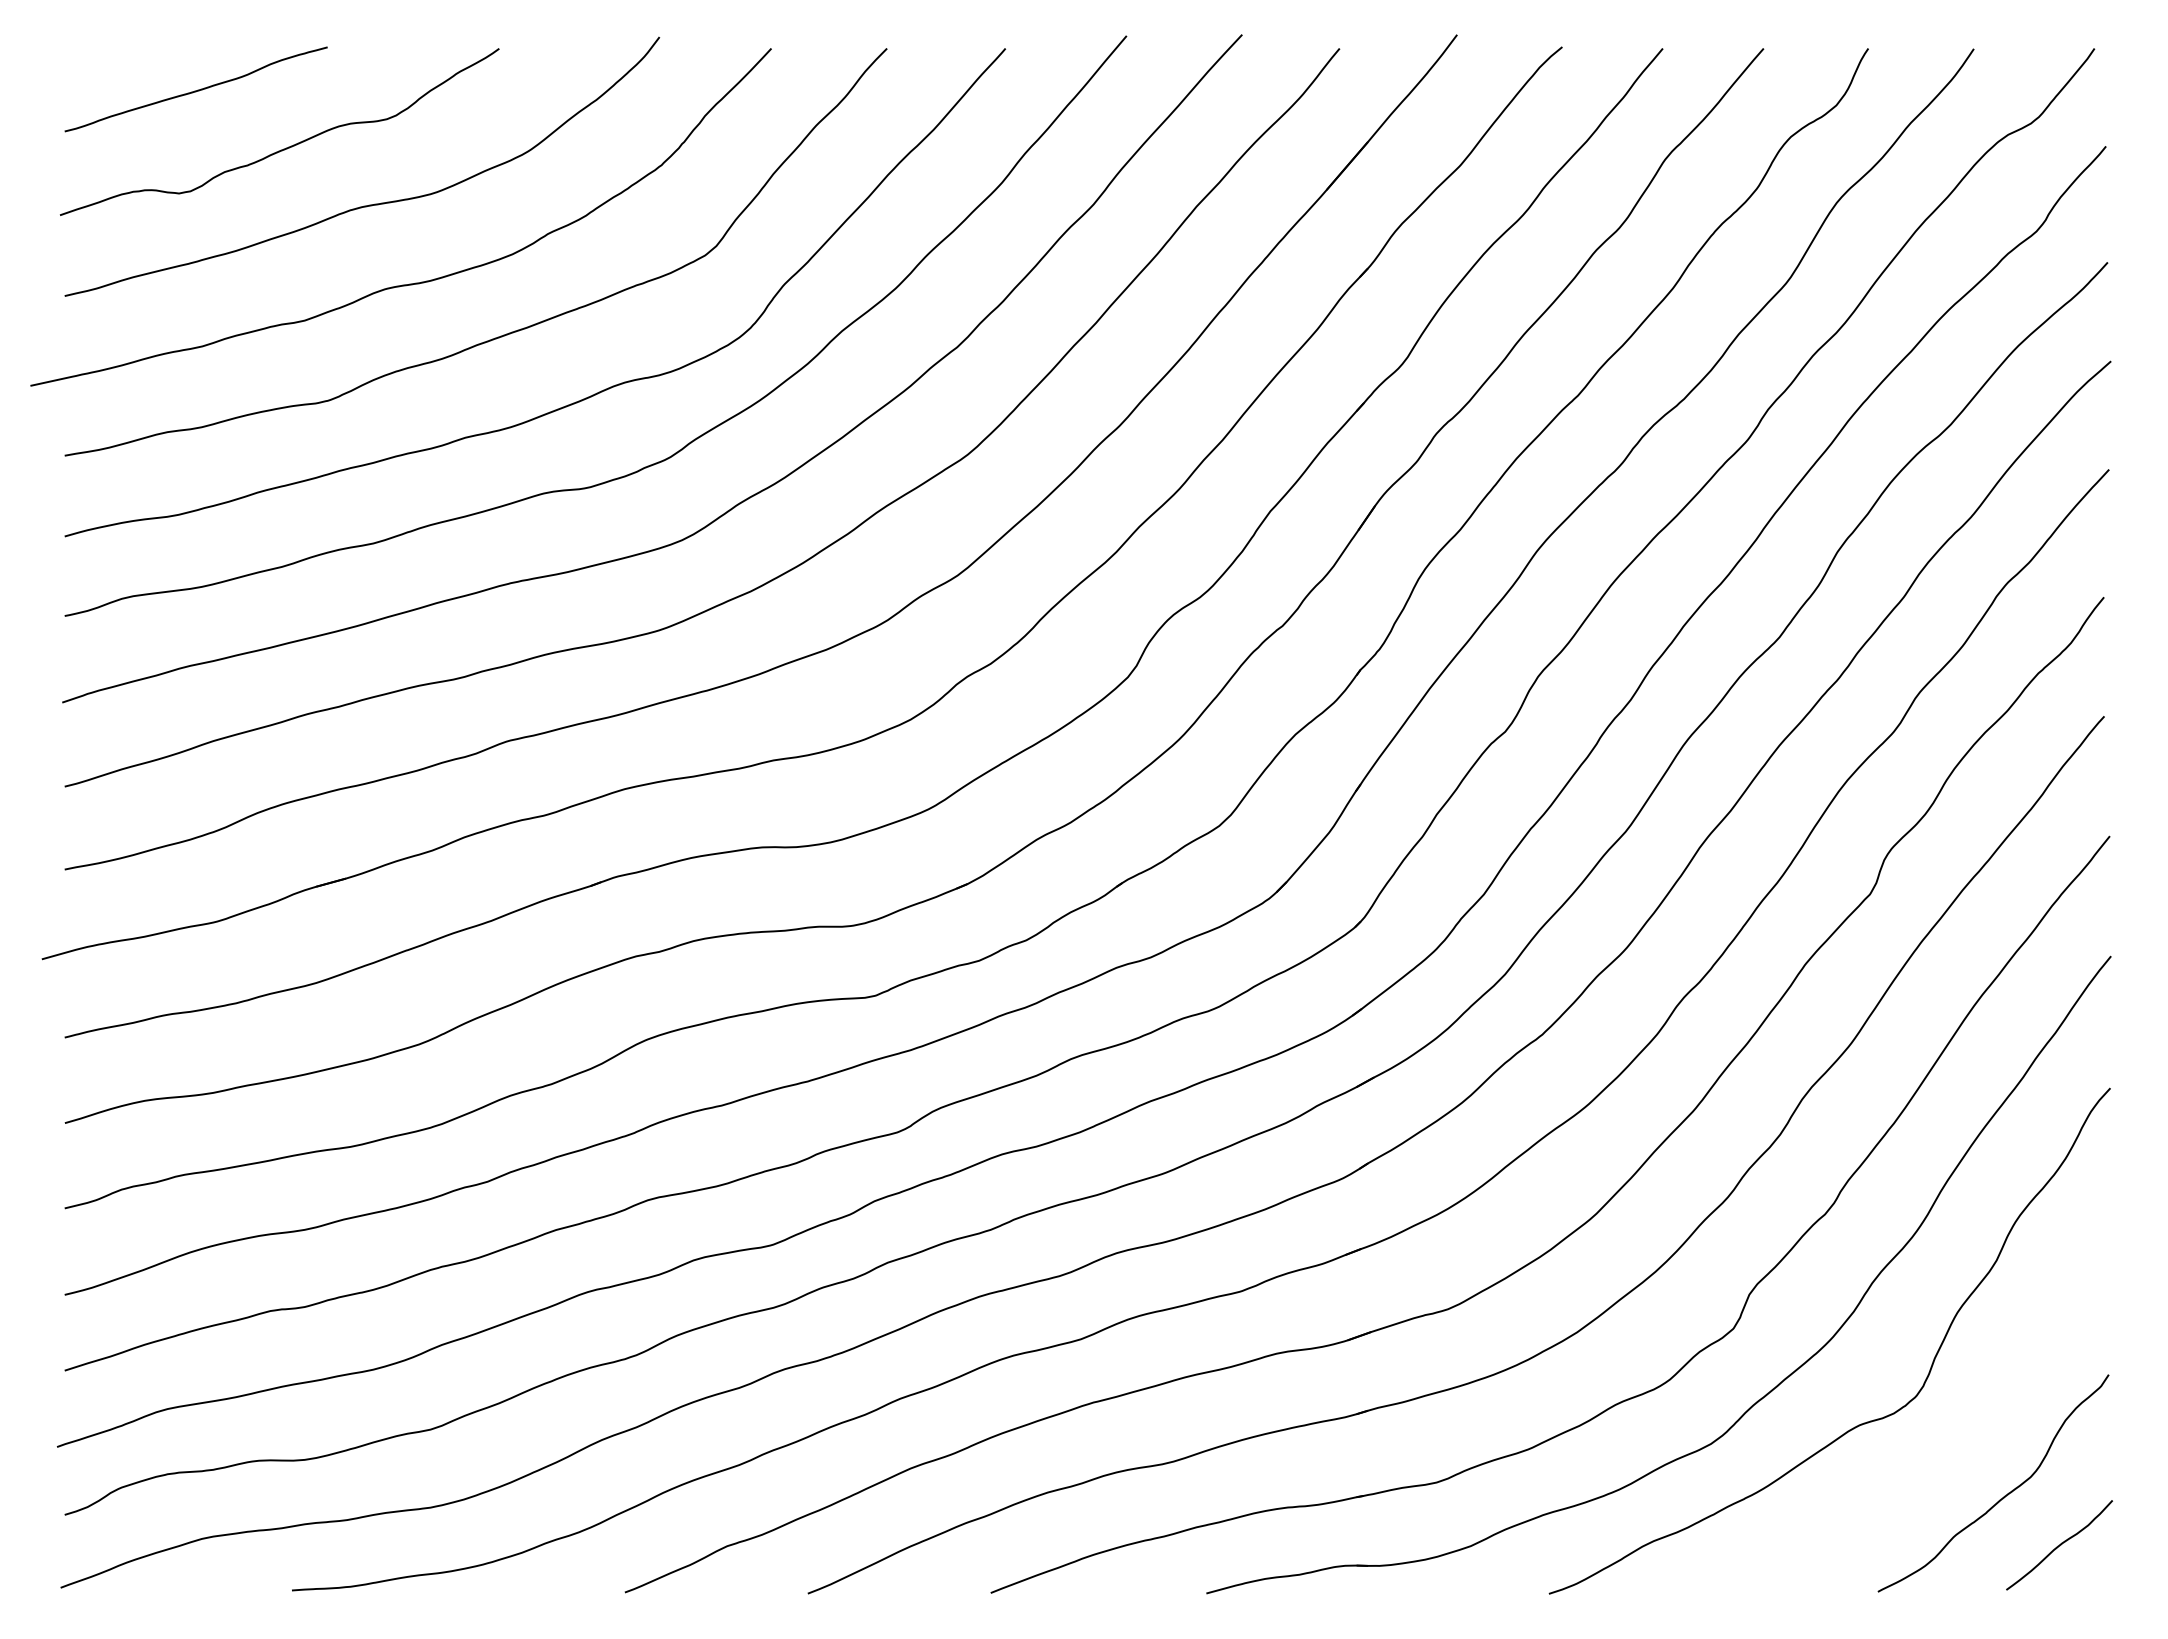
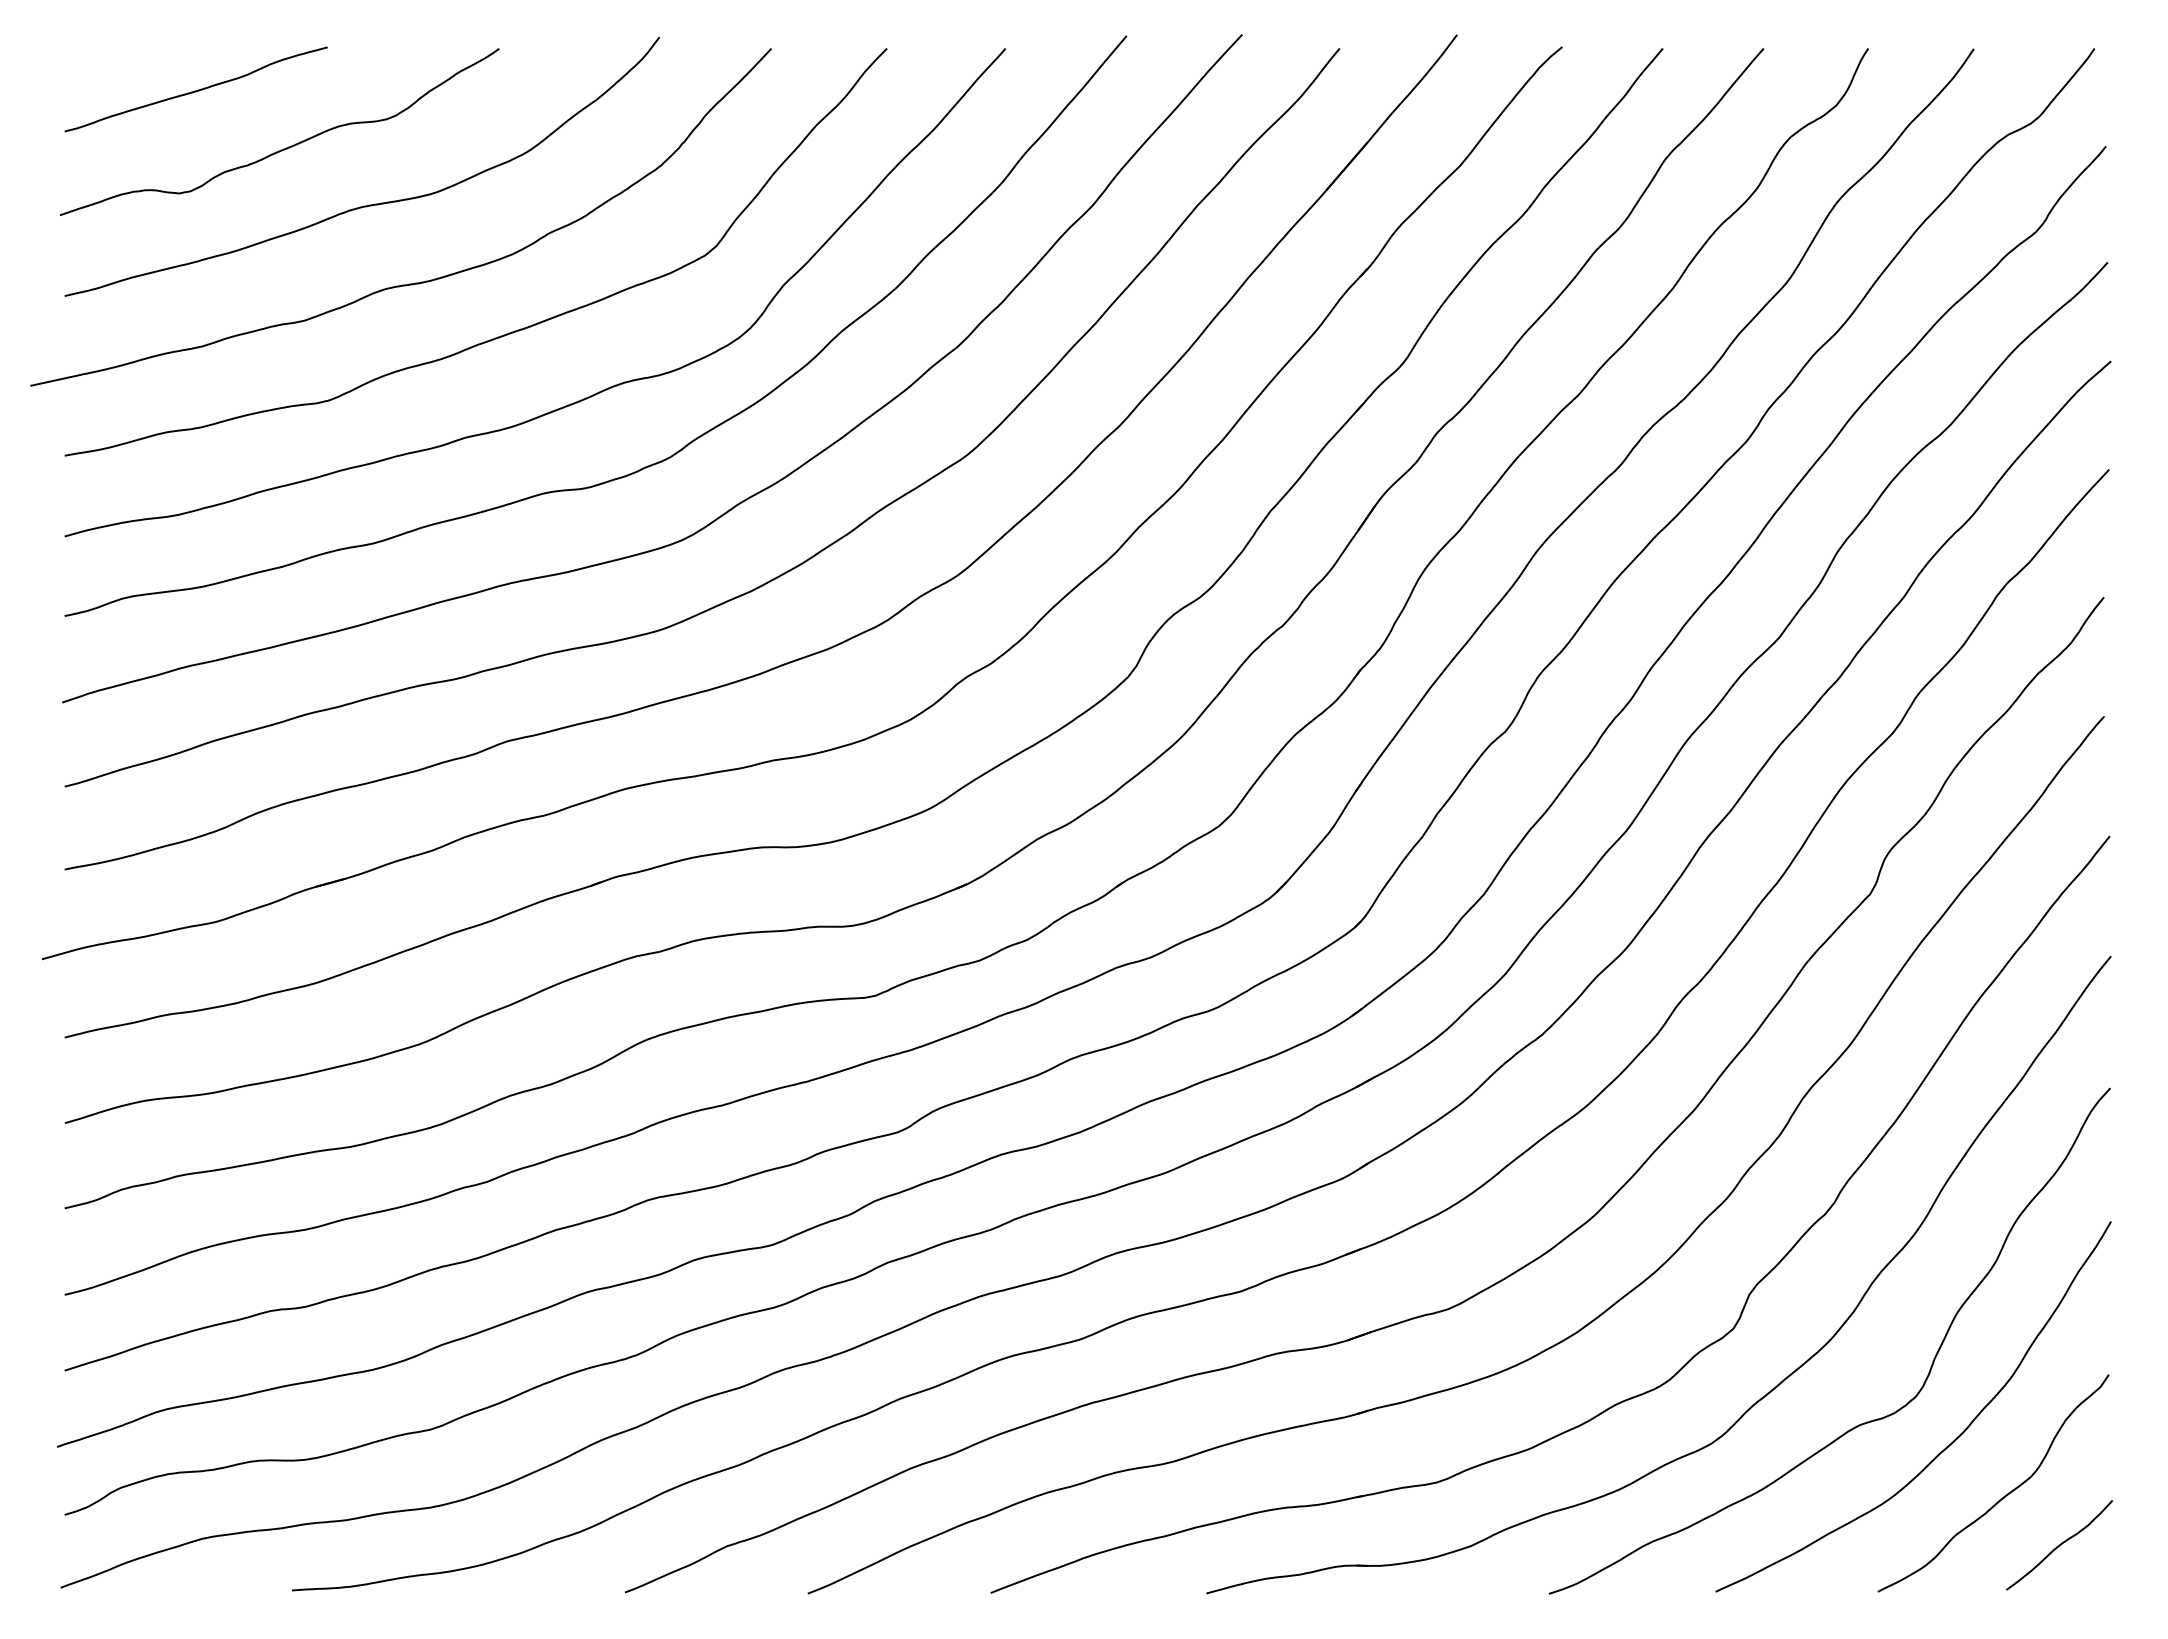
curve: none -> present (1947, 1445)
